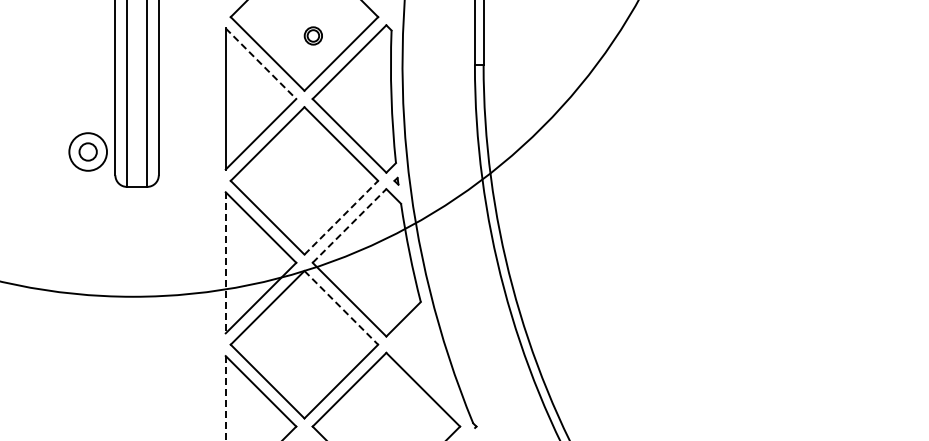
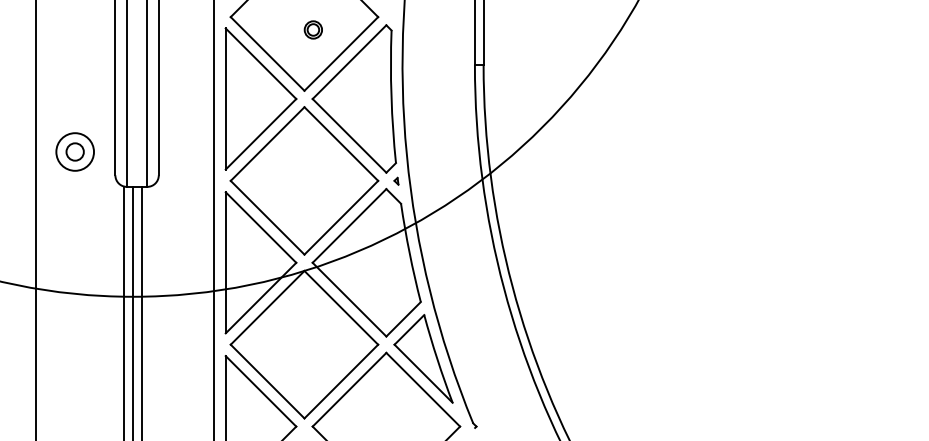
part position: (312, 35) -> (312, 29) (312, 29)
line: dashed -> solid (261, 63)
part position: (87, 151) -> (74, 151) (74, 151)
line: dashed -> solid (341, 217)
line: none -> present (36, 219)
line: none -> present (214, 219)
line: dashed -> solid (349, 225)
line: dashed -> solid (225, 262)
line: dashed -> solid (341, 308)
line: none -> present (124, 311)
line: none -> present (133, 311)
line: none -> present (141, 311)
part: none -> present (423, 358)
line: dashed -> solid (225, 398)
